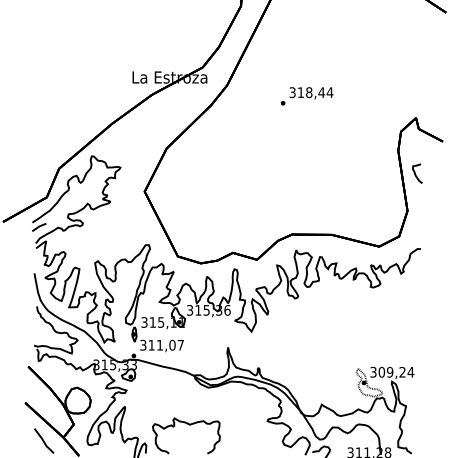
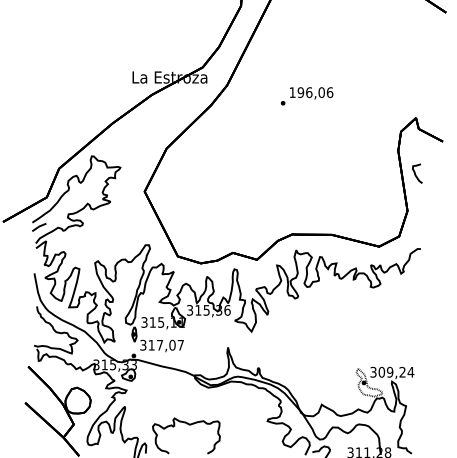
text: 318,44 -> 196,06 (311, 92)
text: 311,07 -> 317,07 (159, 345)
line: present -> none (44, 440)
